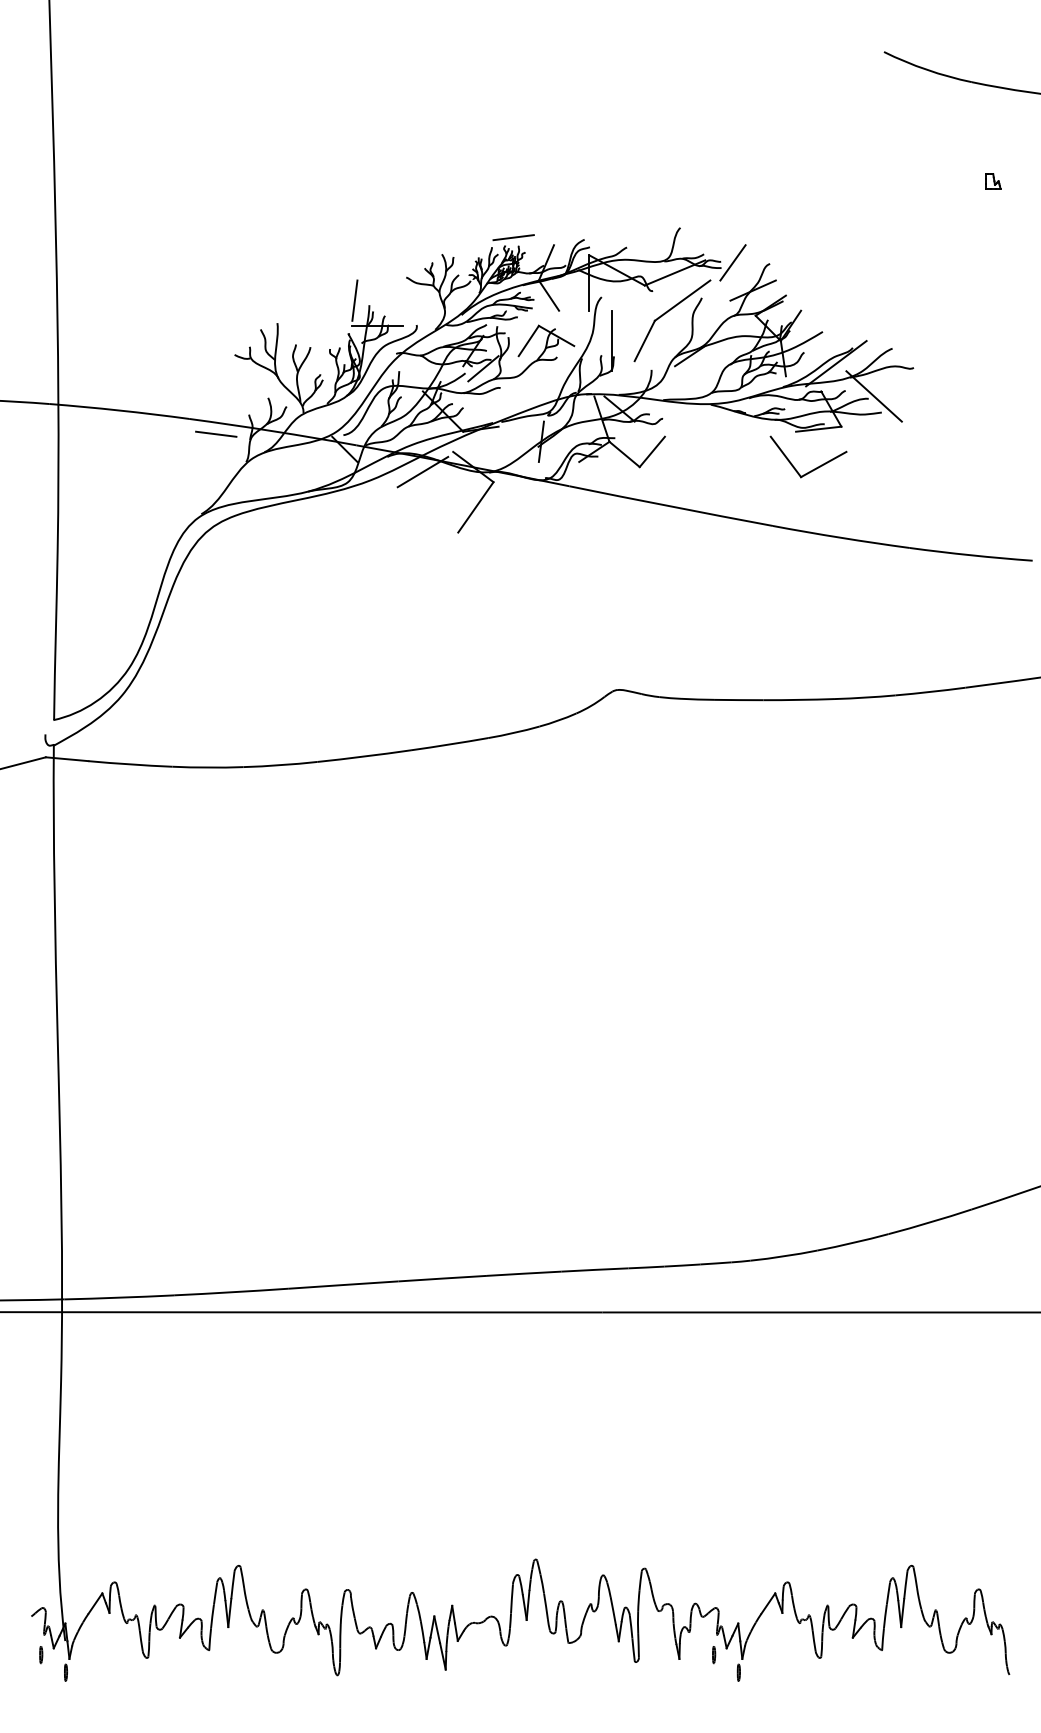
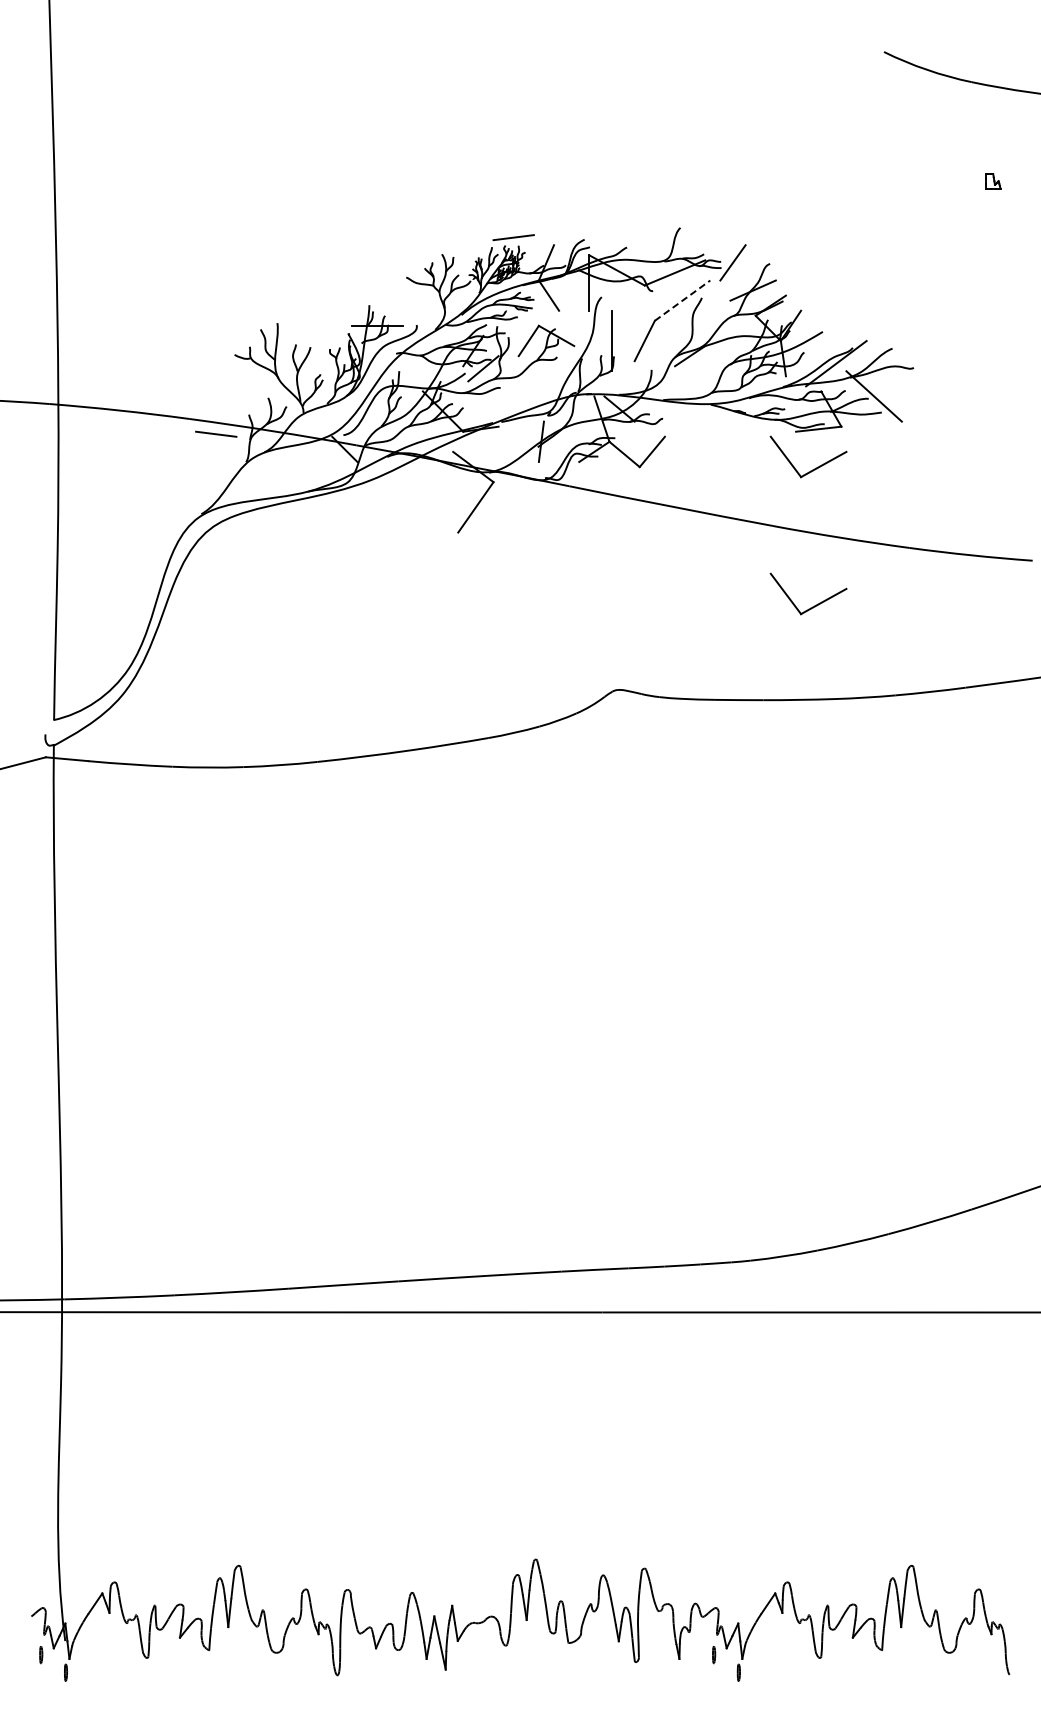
line: present -> none (354, 300)
line: solid -> dashed (682, 300)
line: present -> none (422, 471)
part: none -> present (814, 605)
